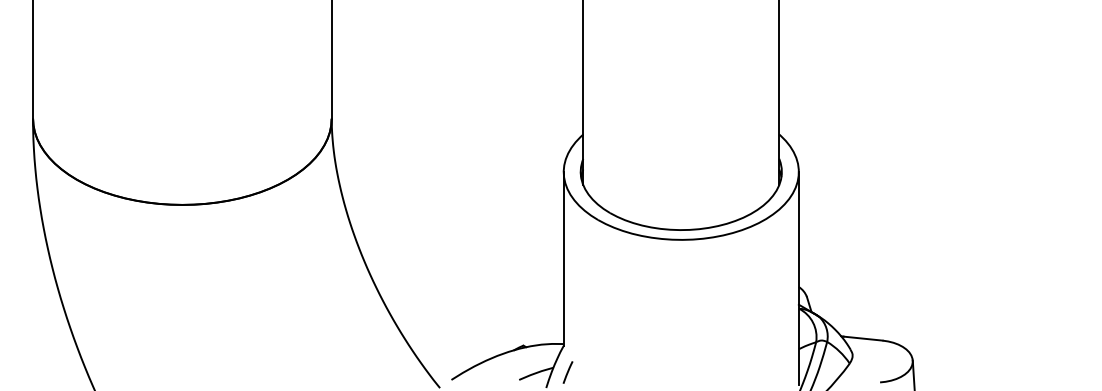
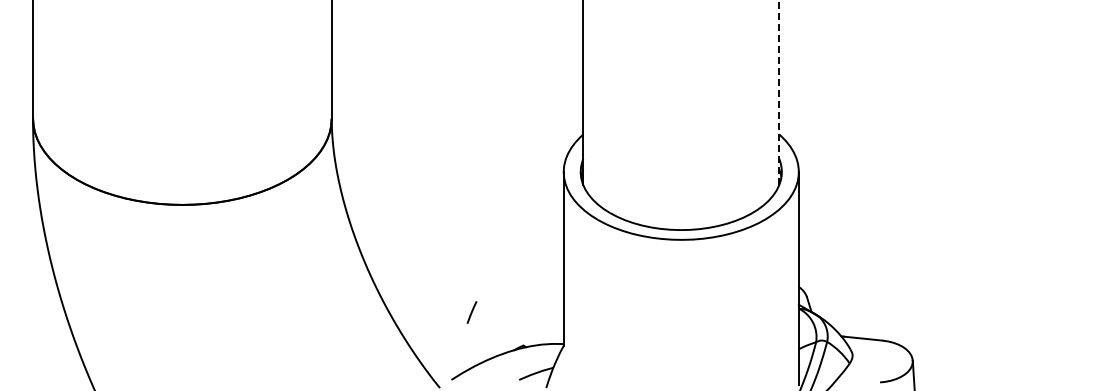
line: solid -> dashed (779, 92)
line position: (567, 372) -> (471, 312) (471, 312)
